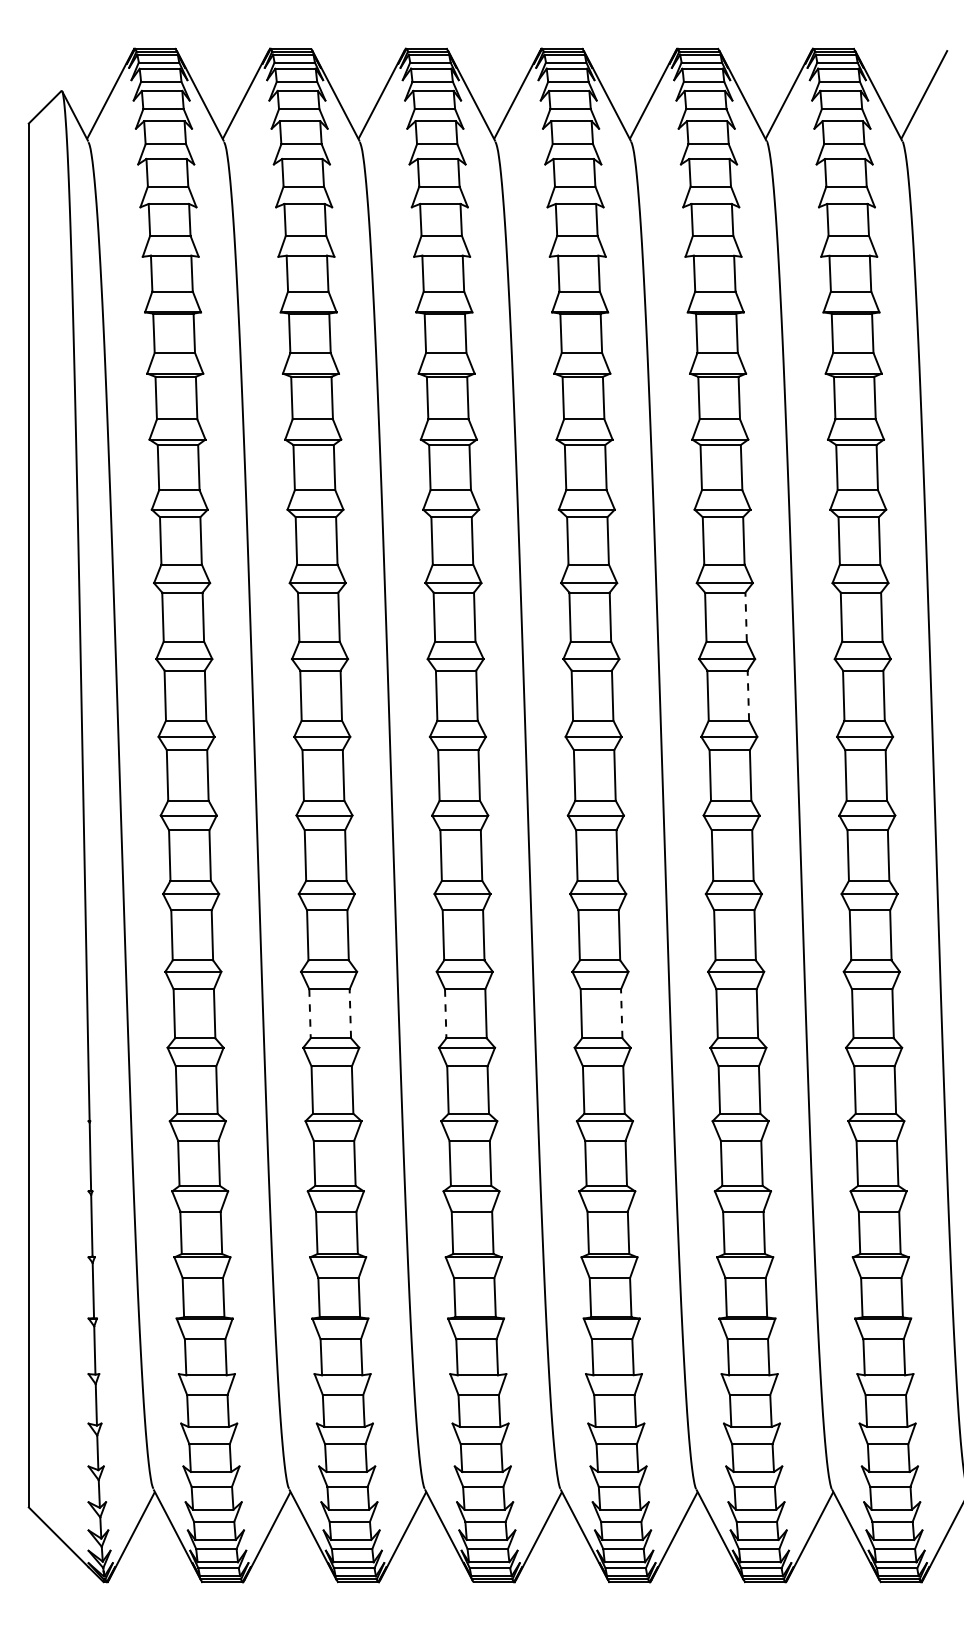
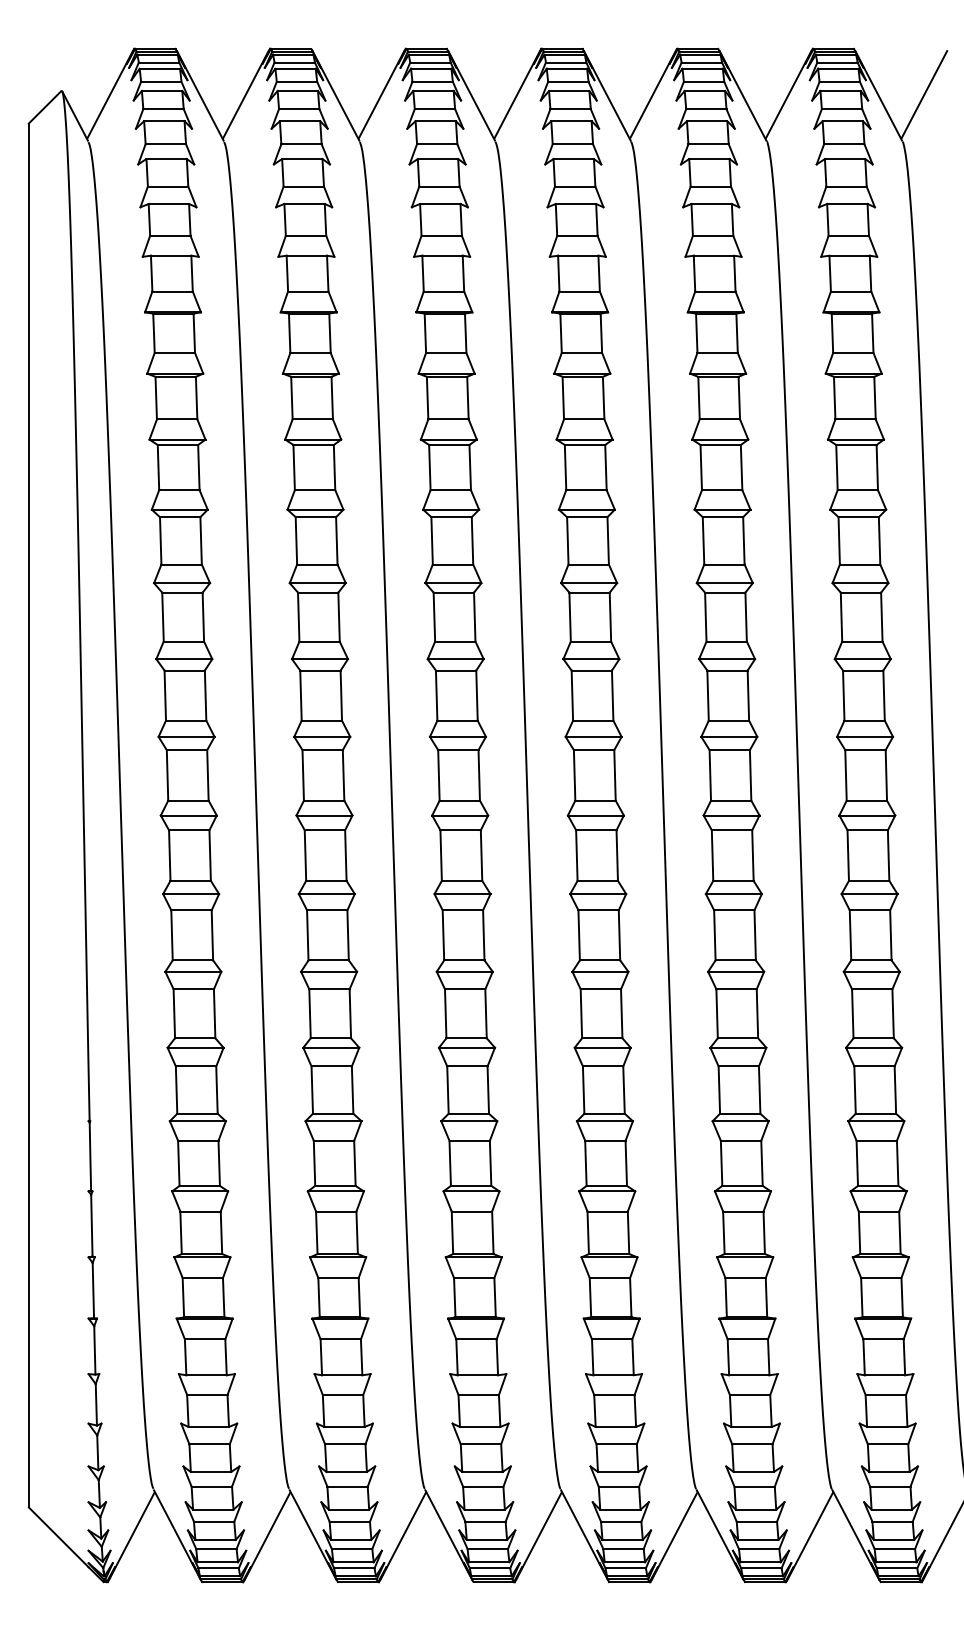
line: dashed -> solid (746, 616)
line: dashed -> solid (748, 695)
line: dashed -> solid (350, 1013)
line: dashed -> solid (621, 1013)
line: dashed -> solid (310, 1014)
line: dashed -> solid (445, 1014)
